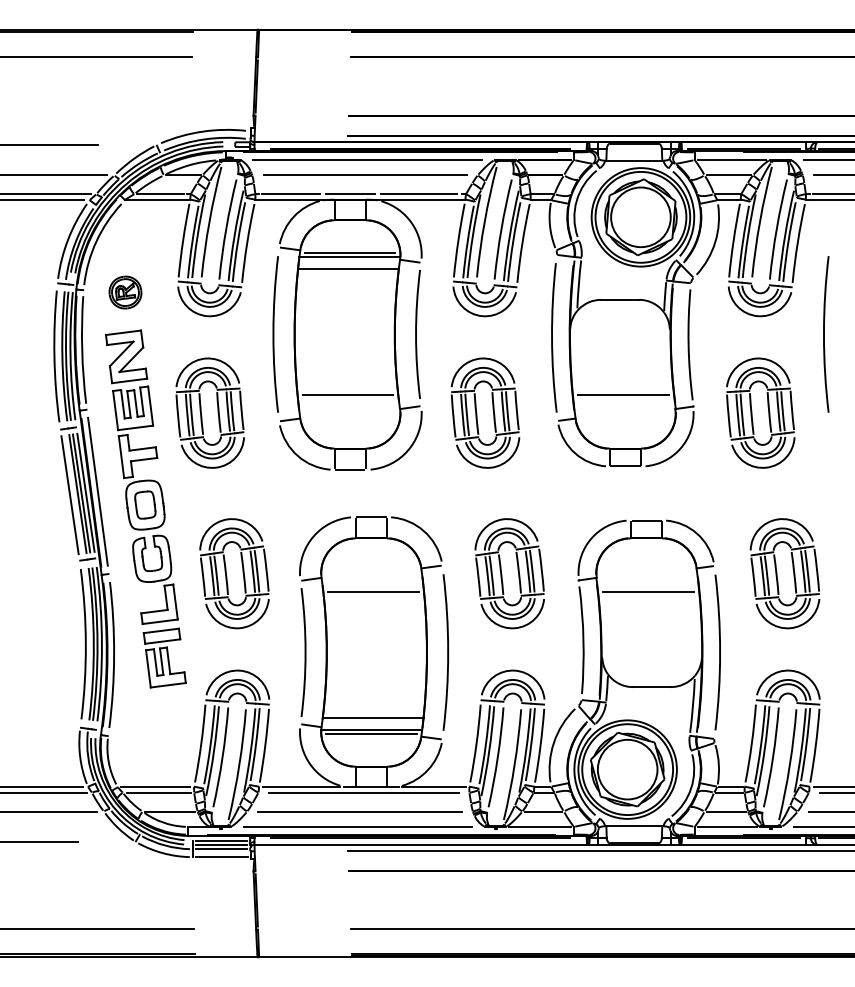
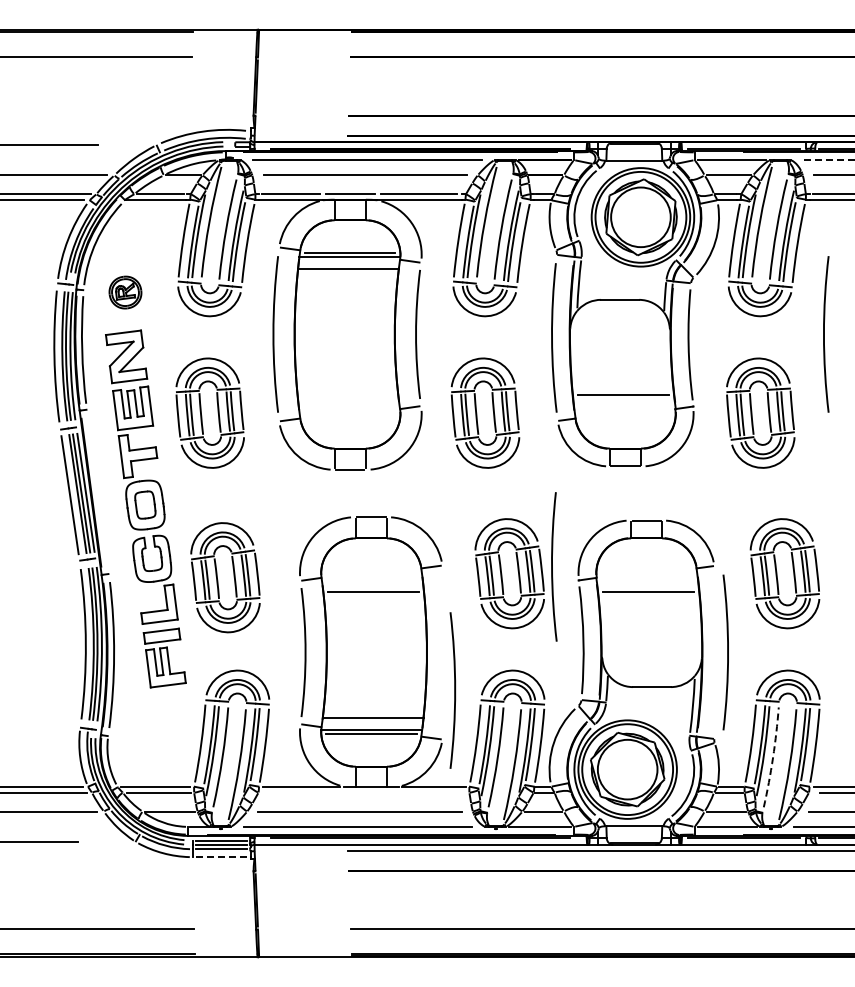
line: solid -> dashed (829, 160)
line: present -> none (347, 395)
line: present -> none (97, 491)
arc: none -> present (552, 566)
part position: (227, 576) -> (218, 580) (218, 580)
arc position: (447, 652) -> (454, 690) (454, 690)
arc position: (719, 652) -> (727, 652) (727, 652)
arc: solid -> dashed (773, 757)
line: present -> none (363, 792)
line: solid -> dashed (222, 857)
